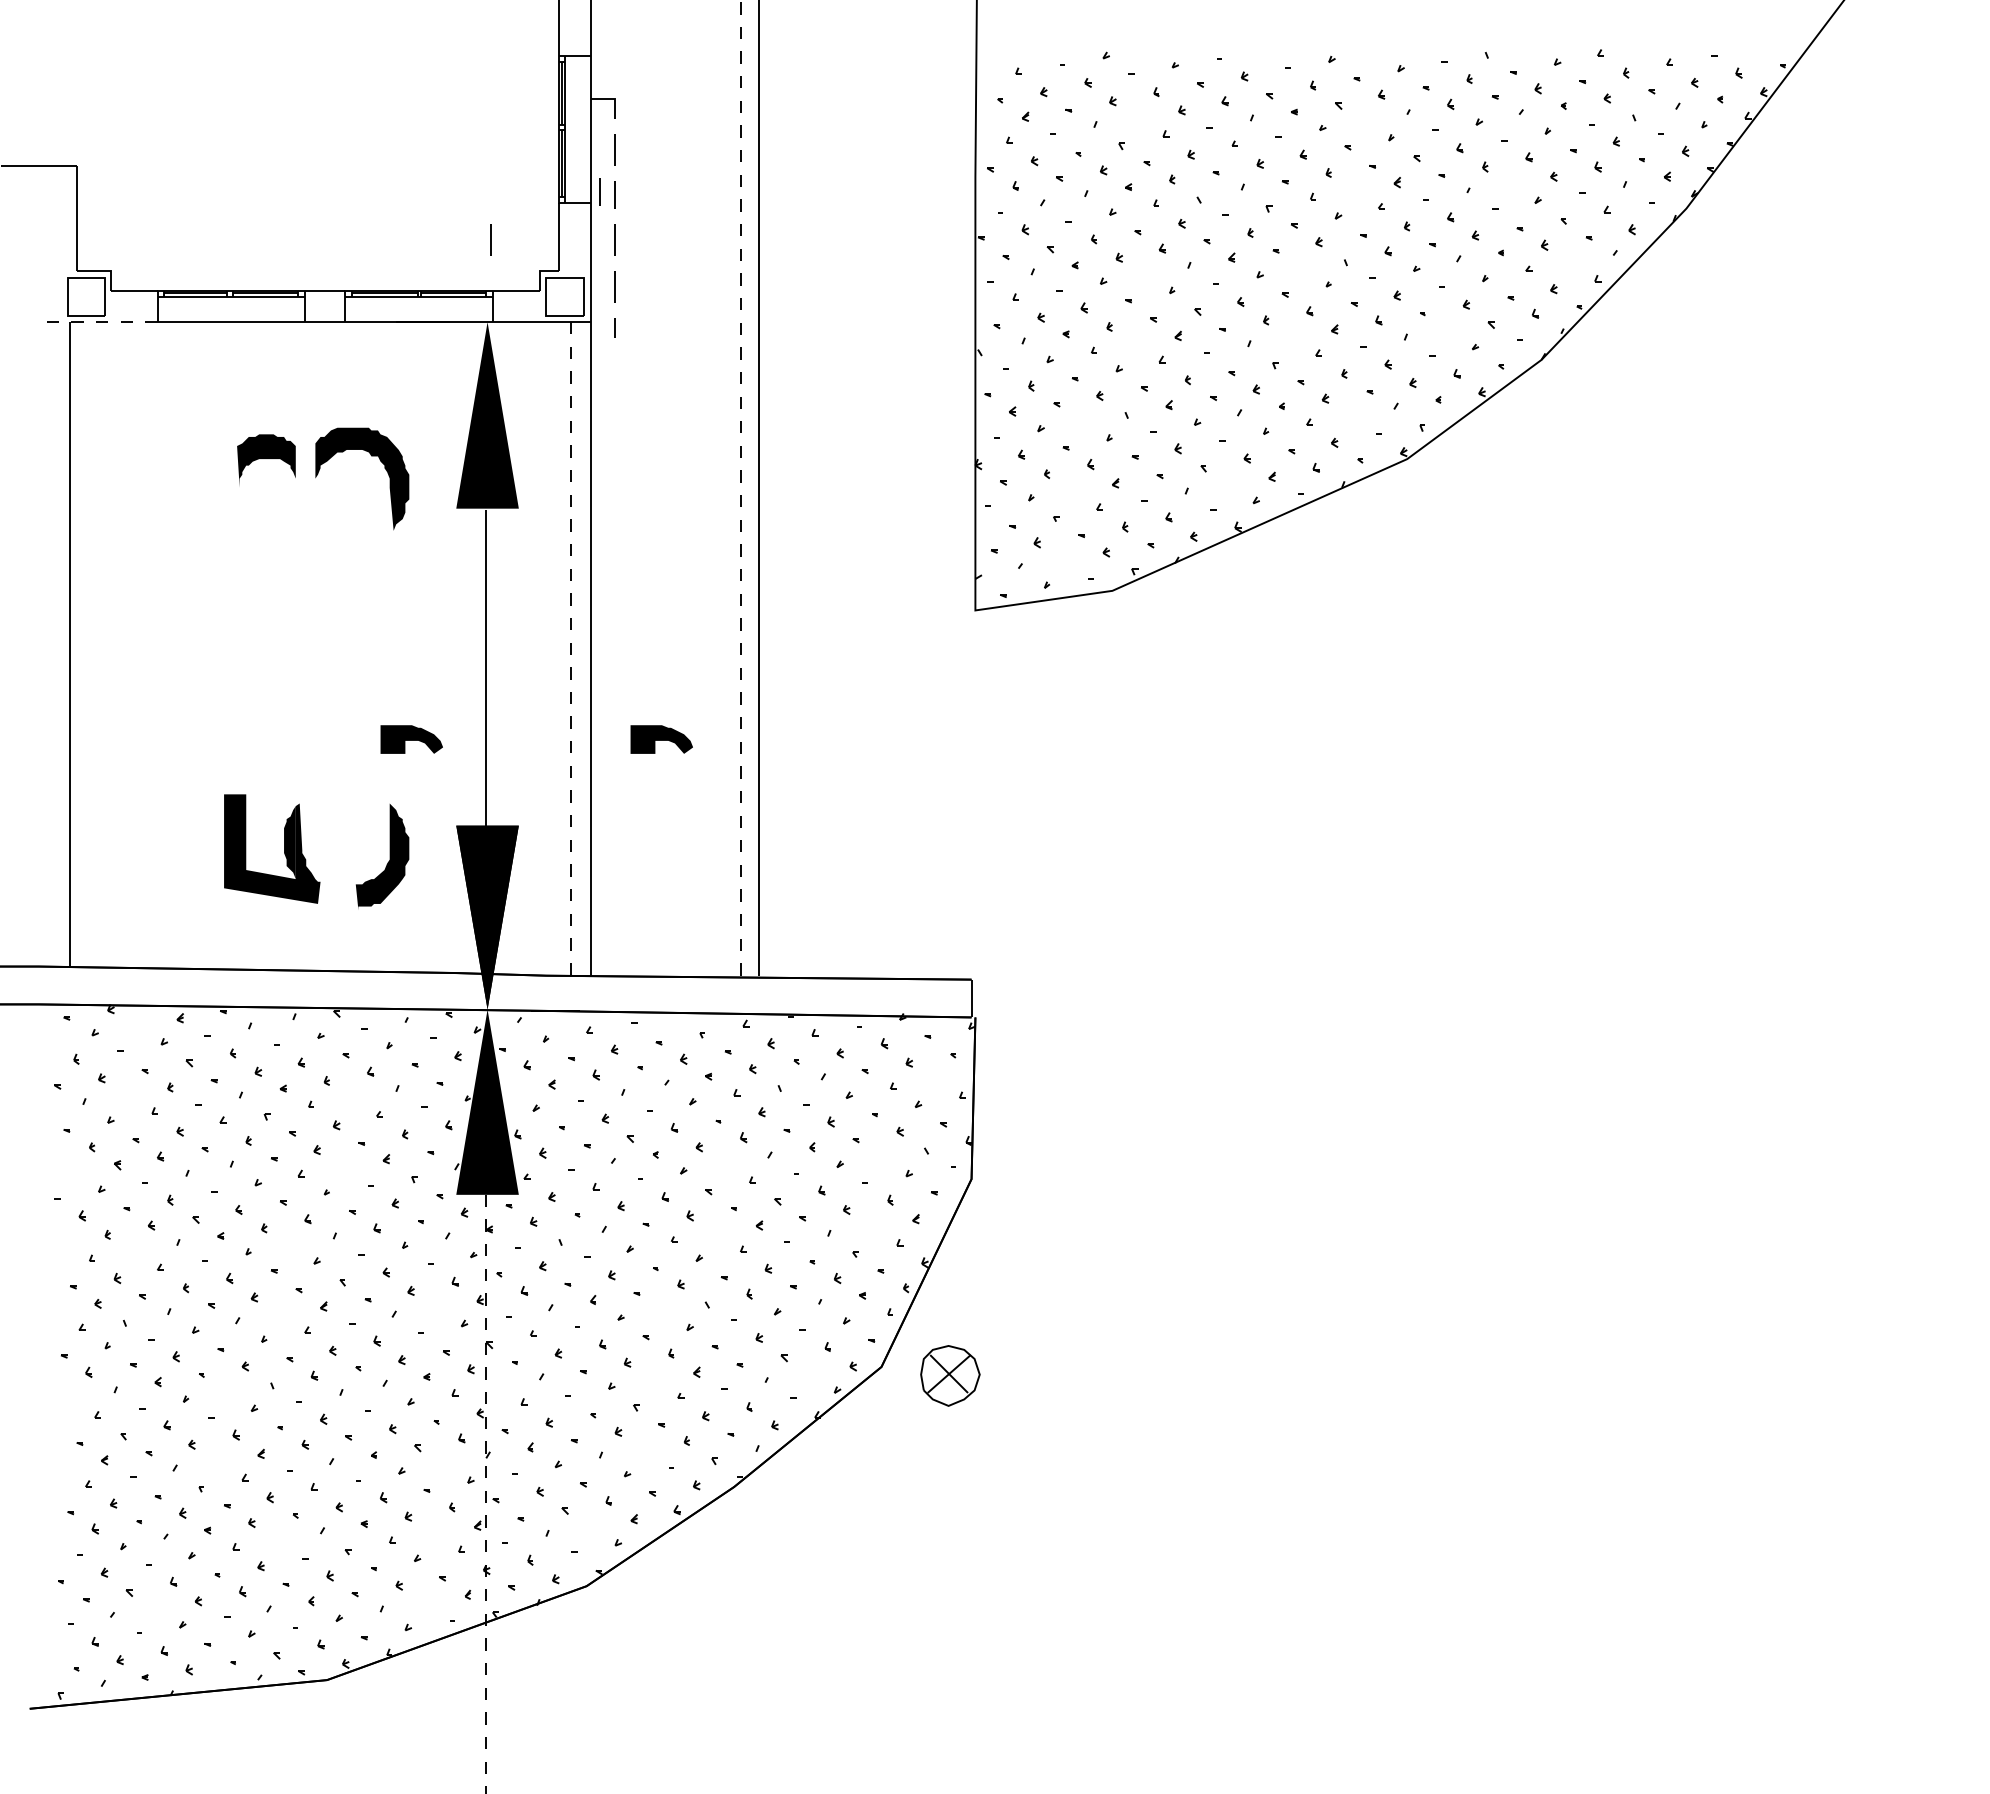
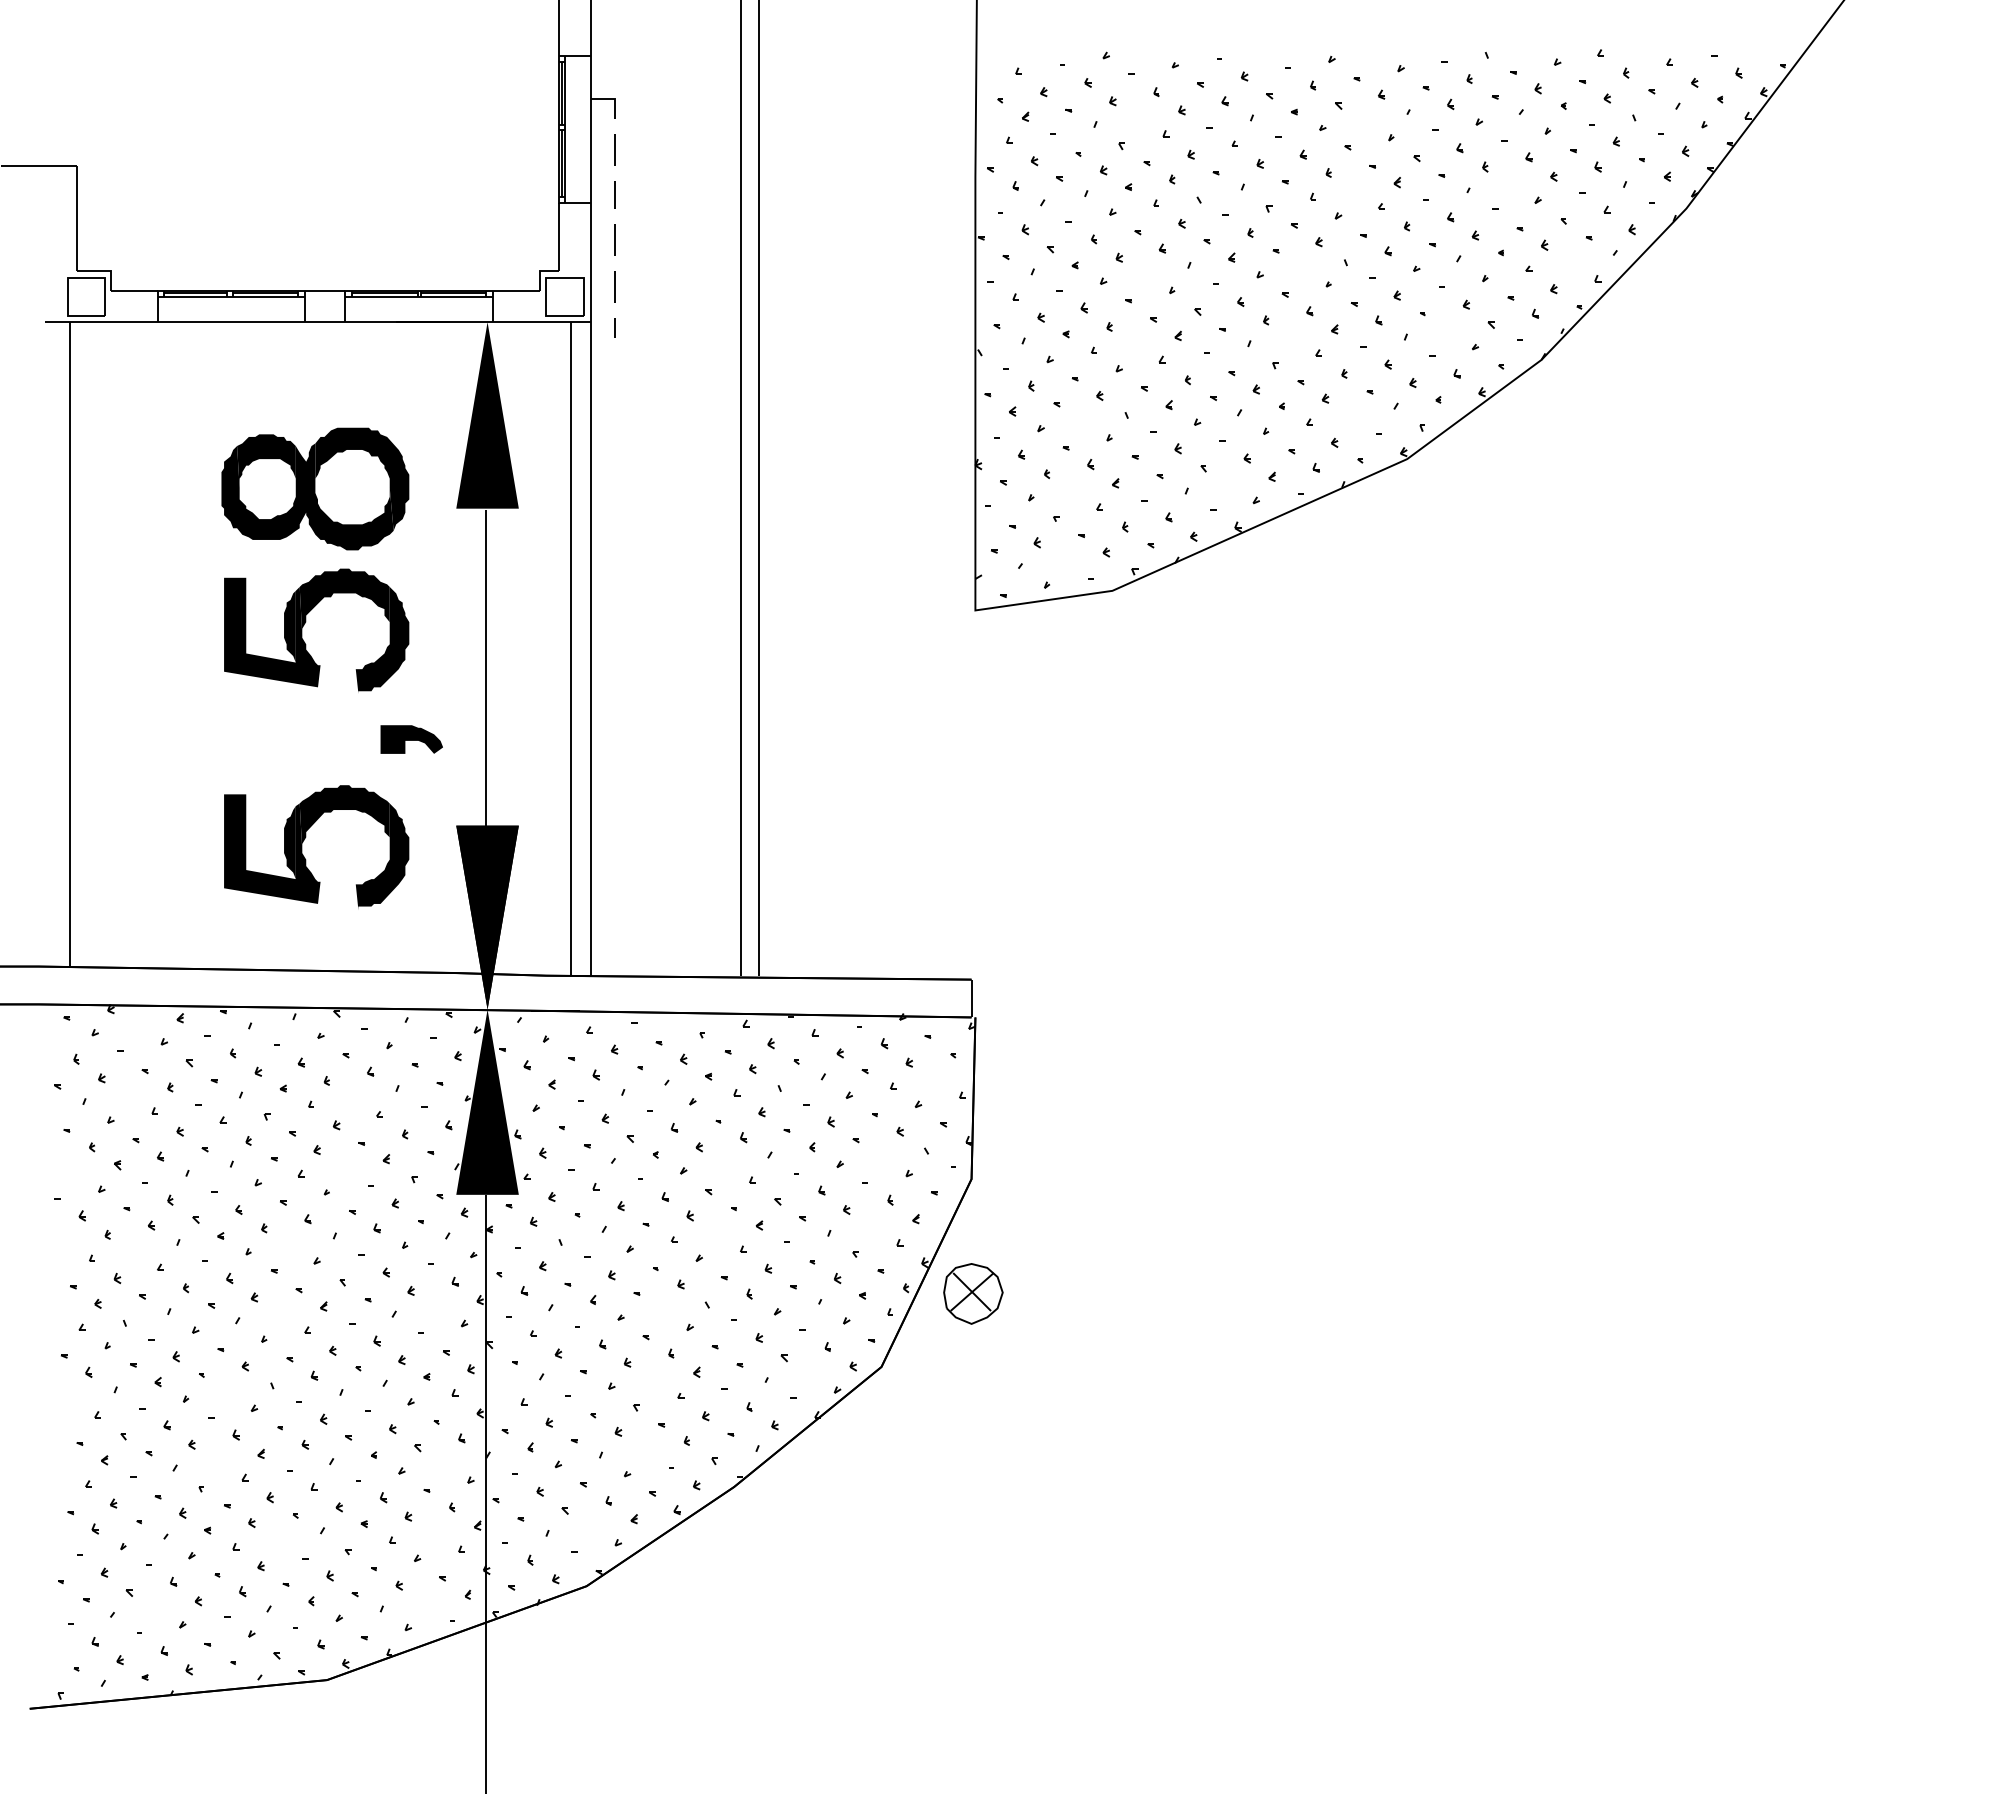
line: present -> none (599, 191)
line: present -> none (490, 239)
line: dashed -> solid (100, 322)
line: dashed -> solid (740, 487)
fill: none -> present (307, 496)
part: none -> present (304, 625)
line: dashed -> solid (571, 648)
part: present -> none (661, 739)
fill: none -> present (344, 817)
part position: (950, 1375) -> (973, 1293) (973, 1293)
line: dashed -> solid (486, 1494)
